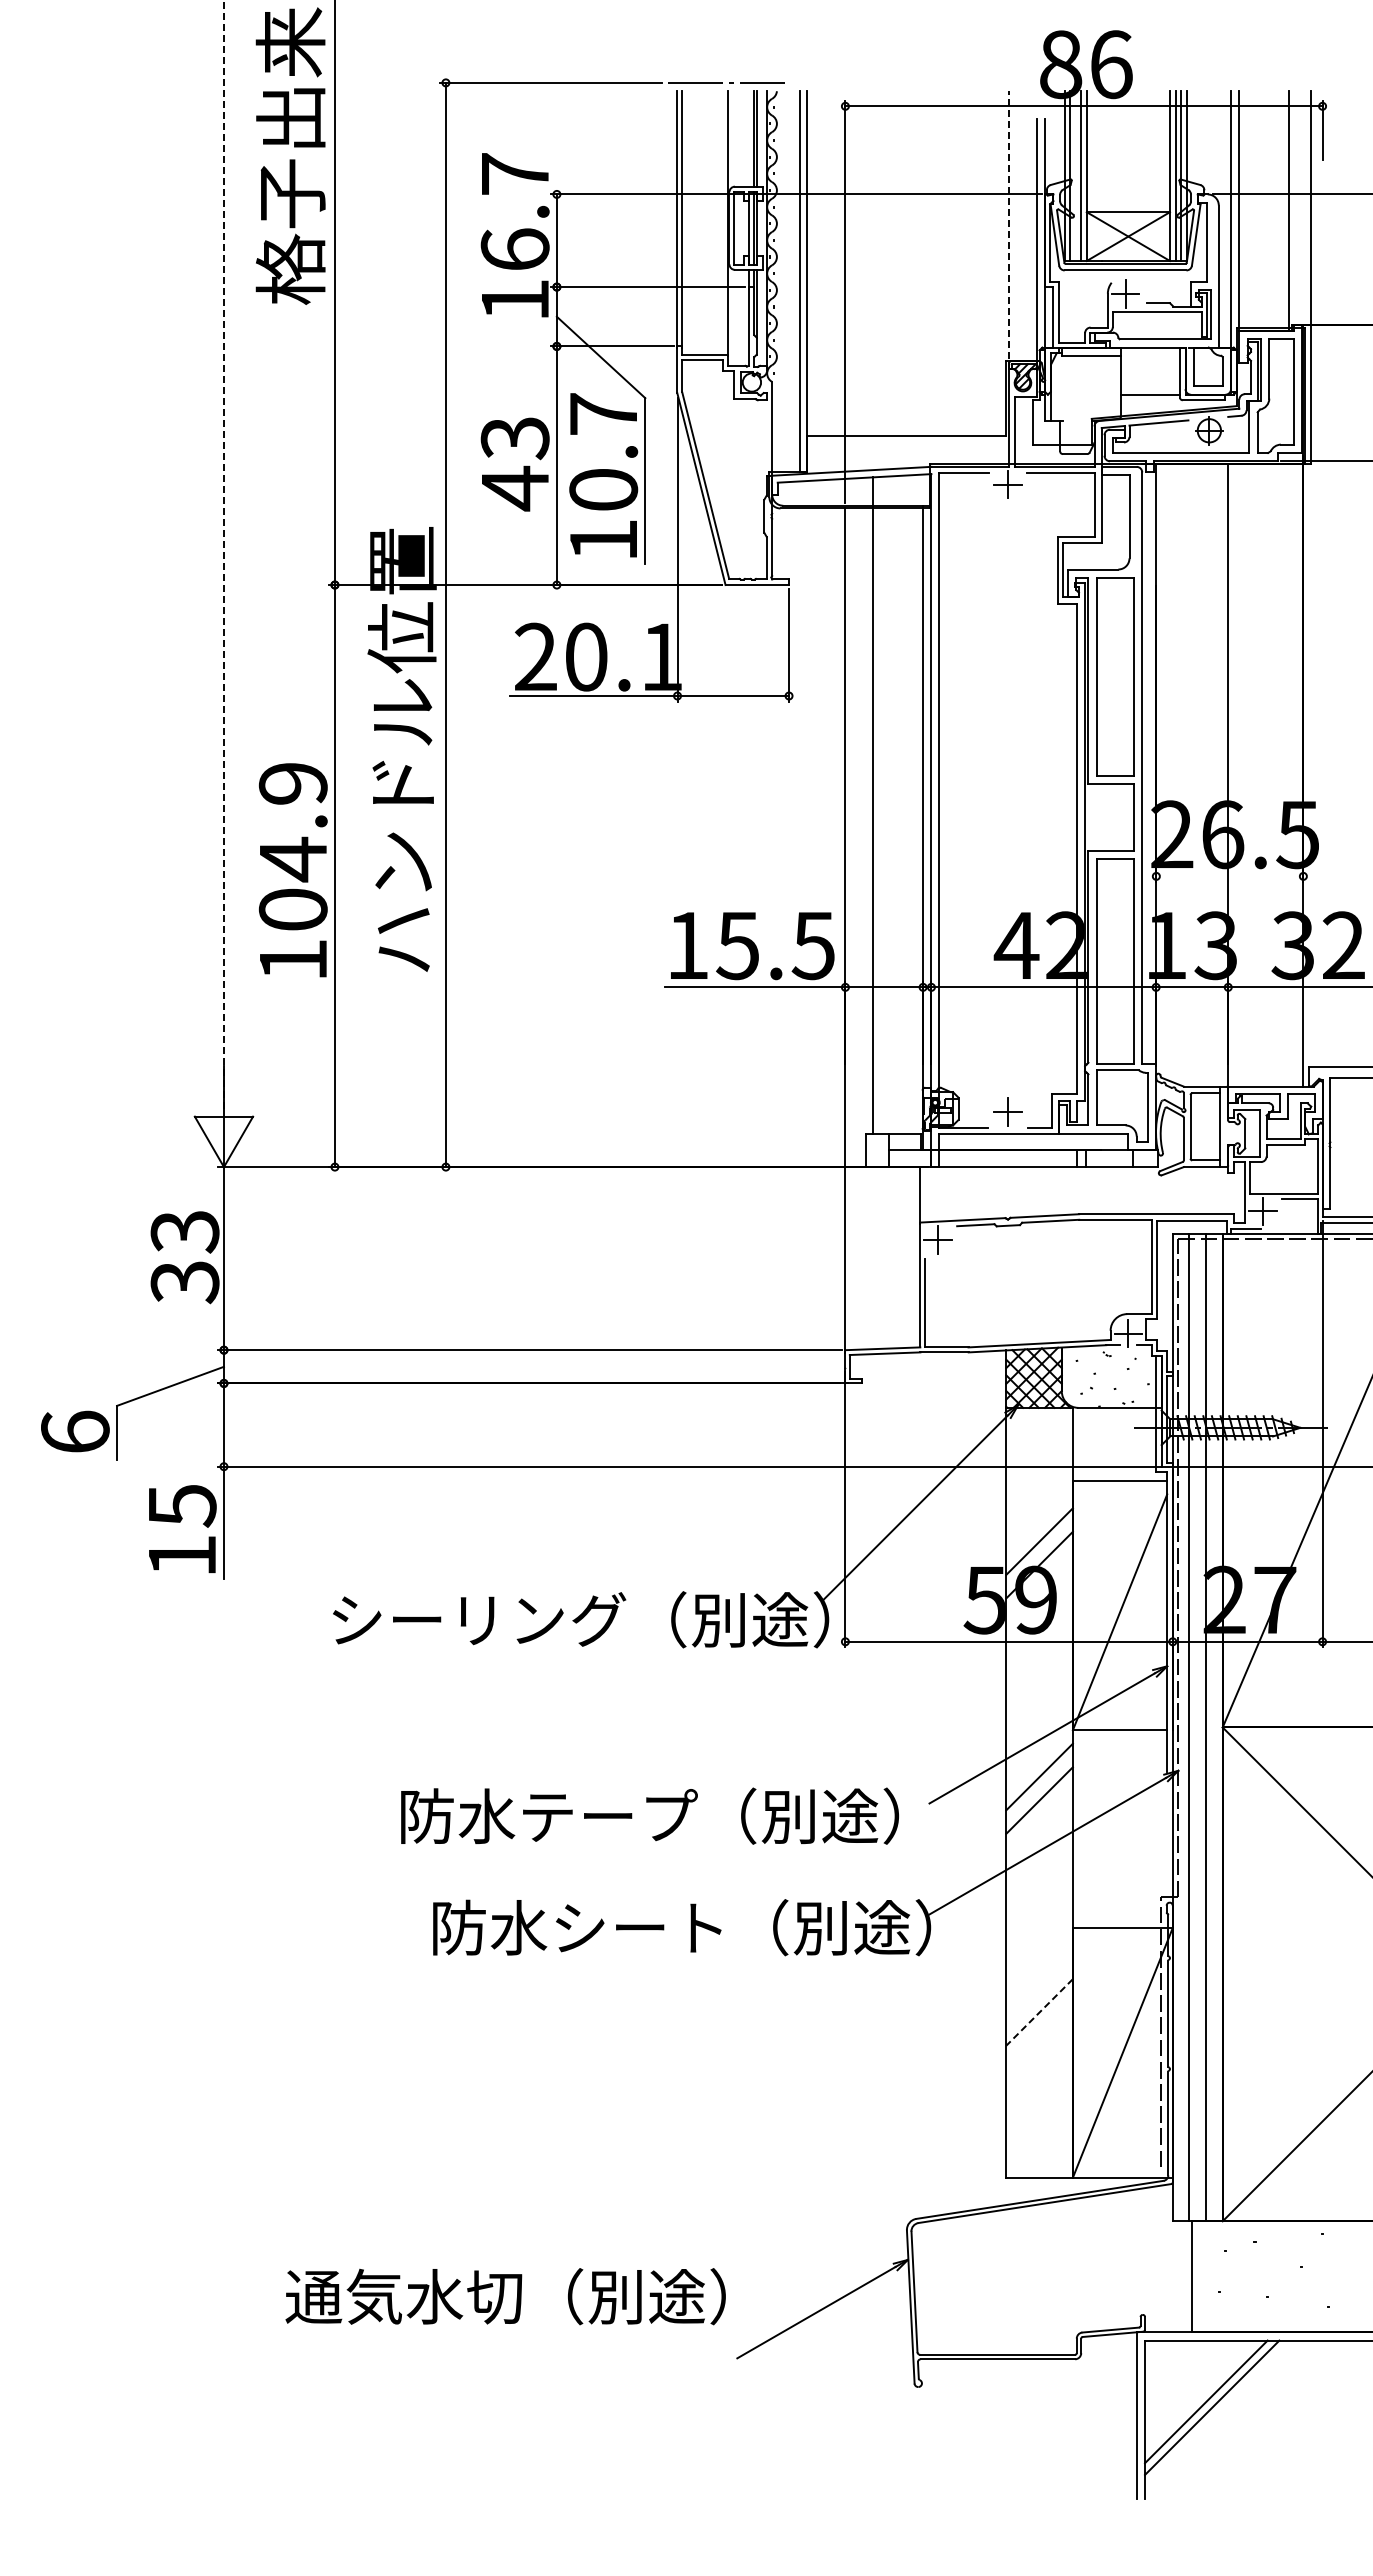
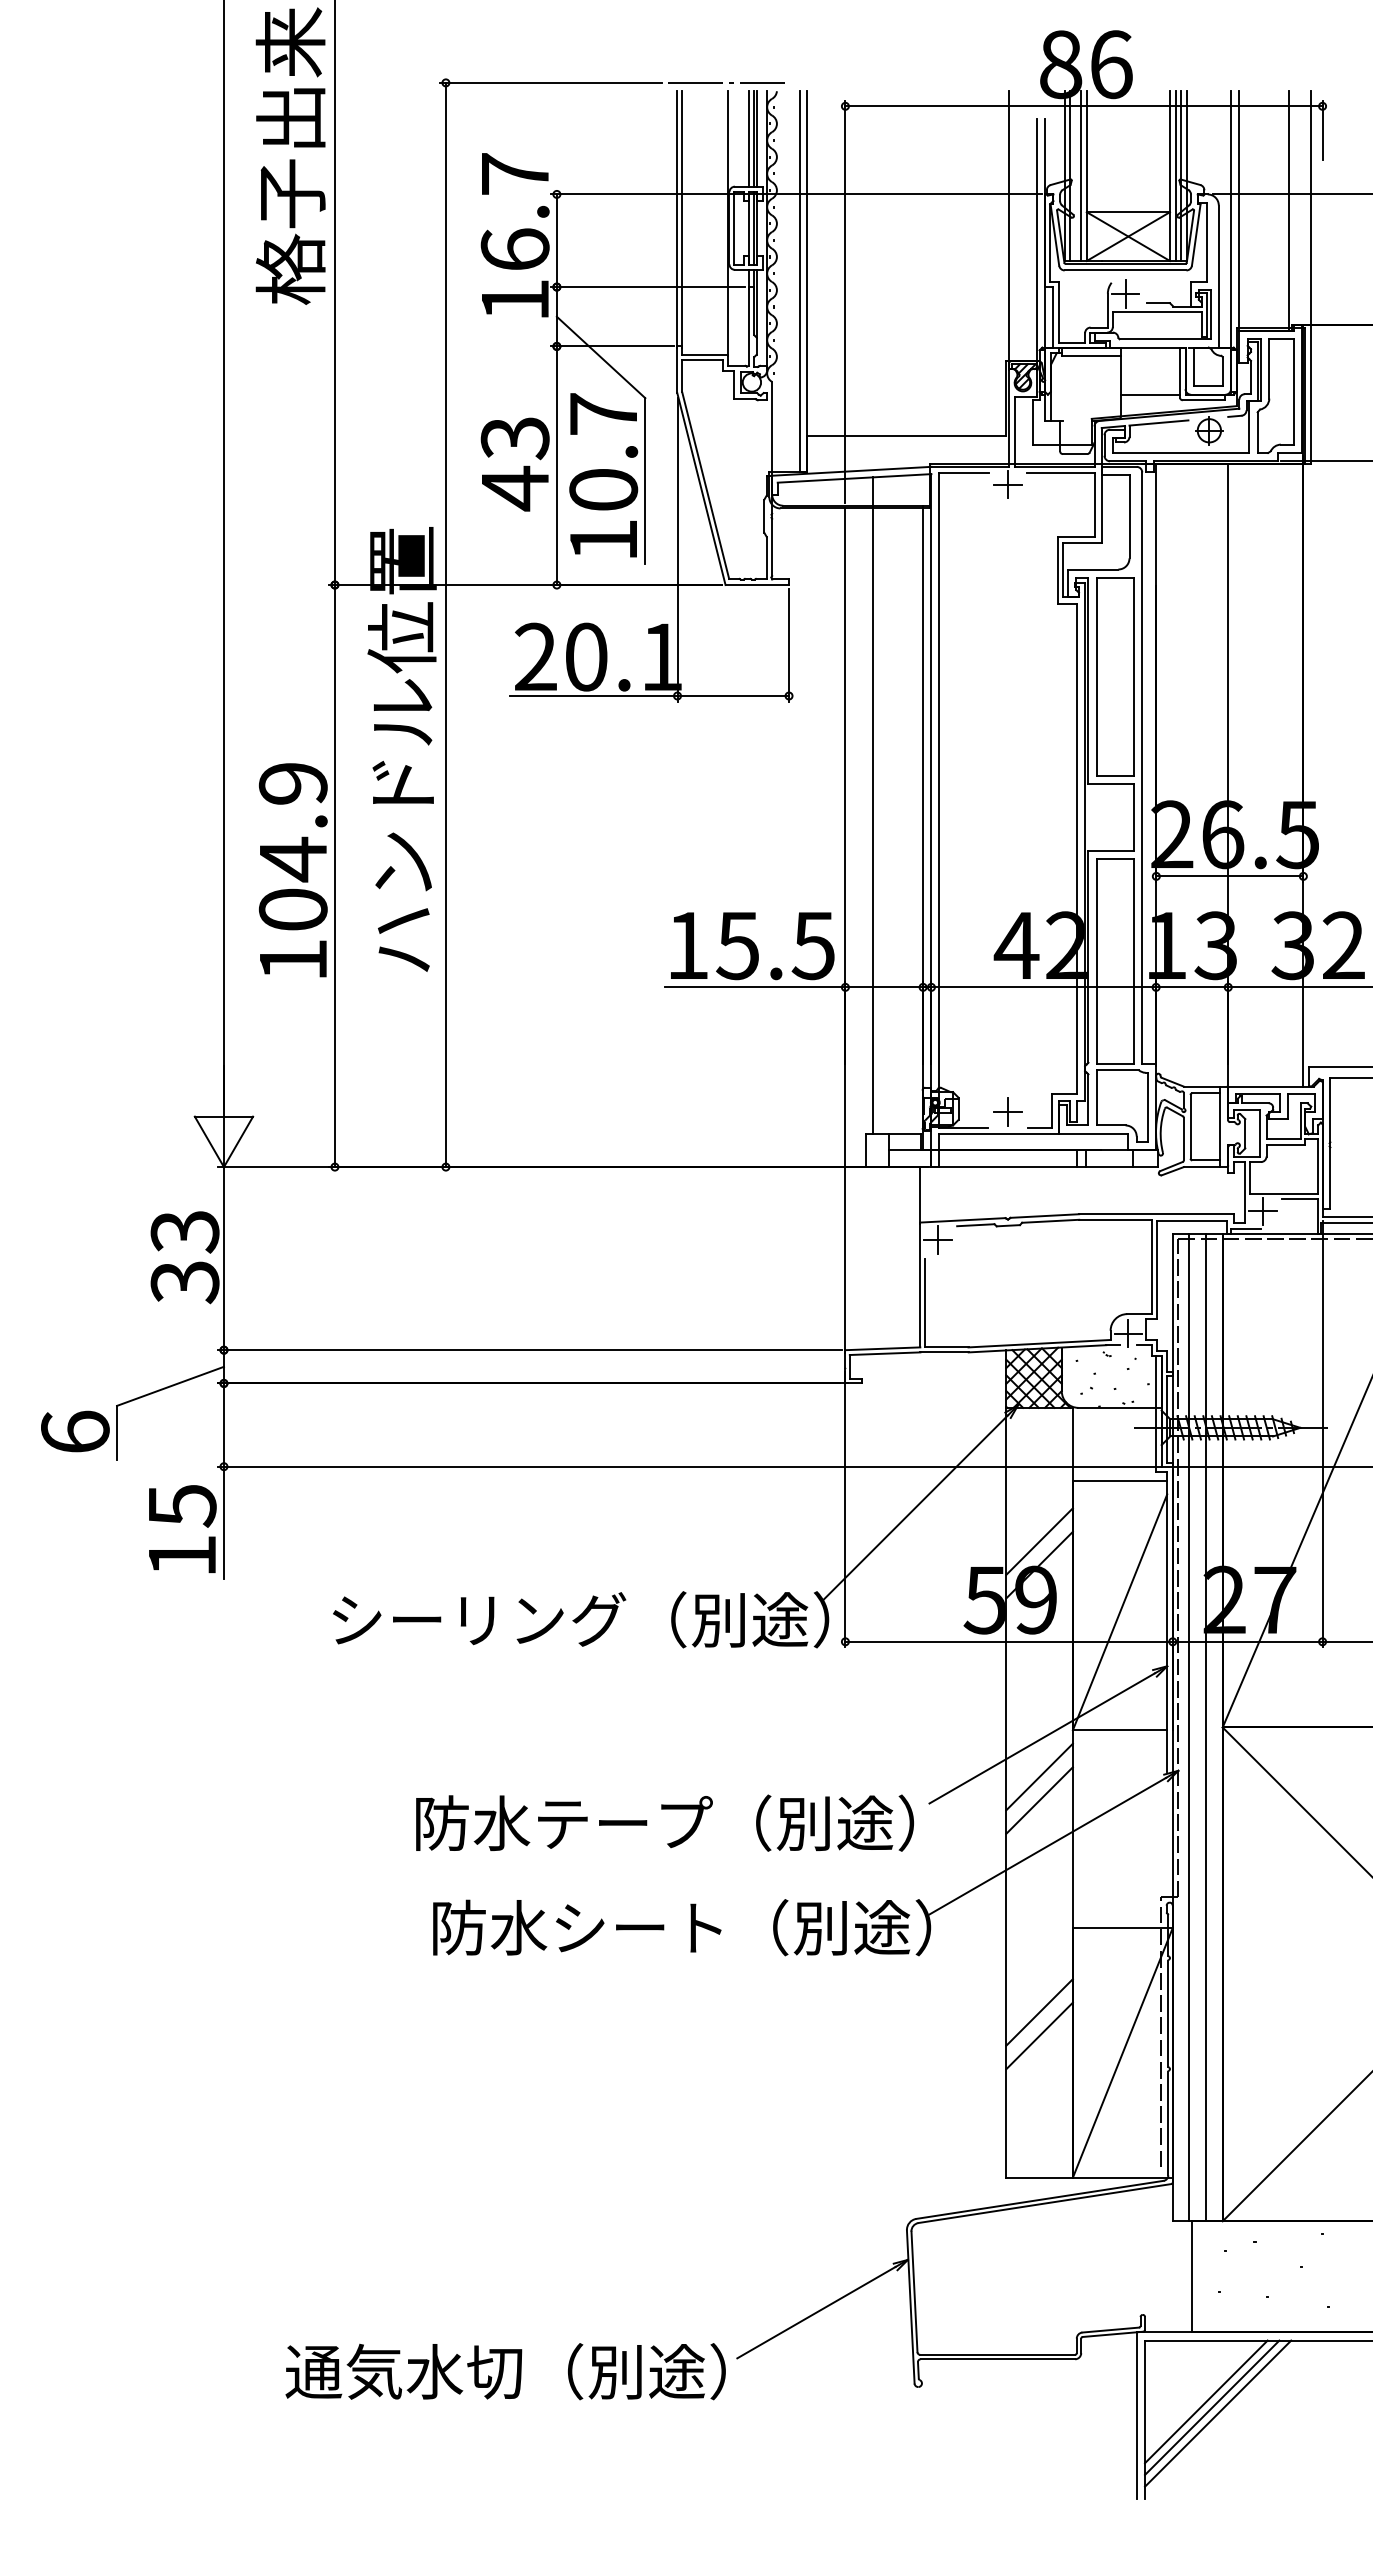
line: none -> present (748, 138)
line: dashed -> solid (1009, 230)
line: dashed -> solid (223, 554)
line: none -> present (1229, 876)
text position: (649, 1815) -> (664, 1822) (664, 1822)
line: dashed -> solid (1039, 2012)
line: none -> present (1039, 2035)
text position: (505, 2296) -> (505, 2371) (505, 2371)
line: none -> present (1218, 2413)
